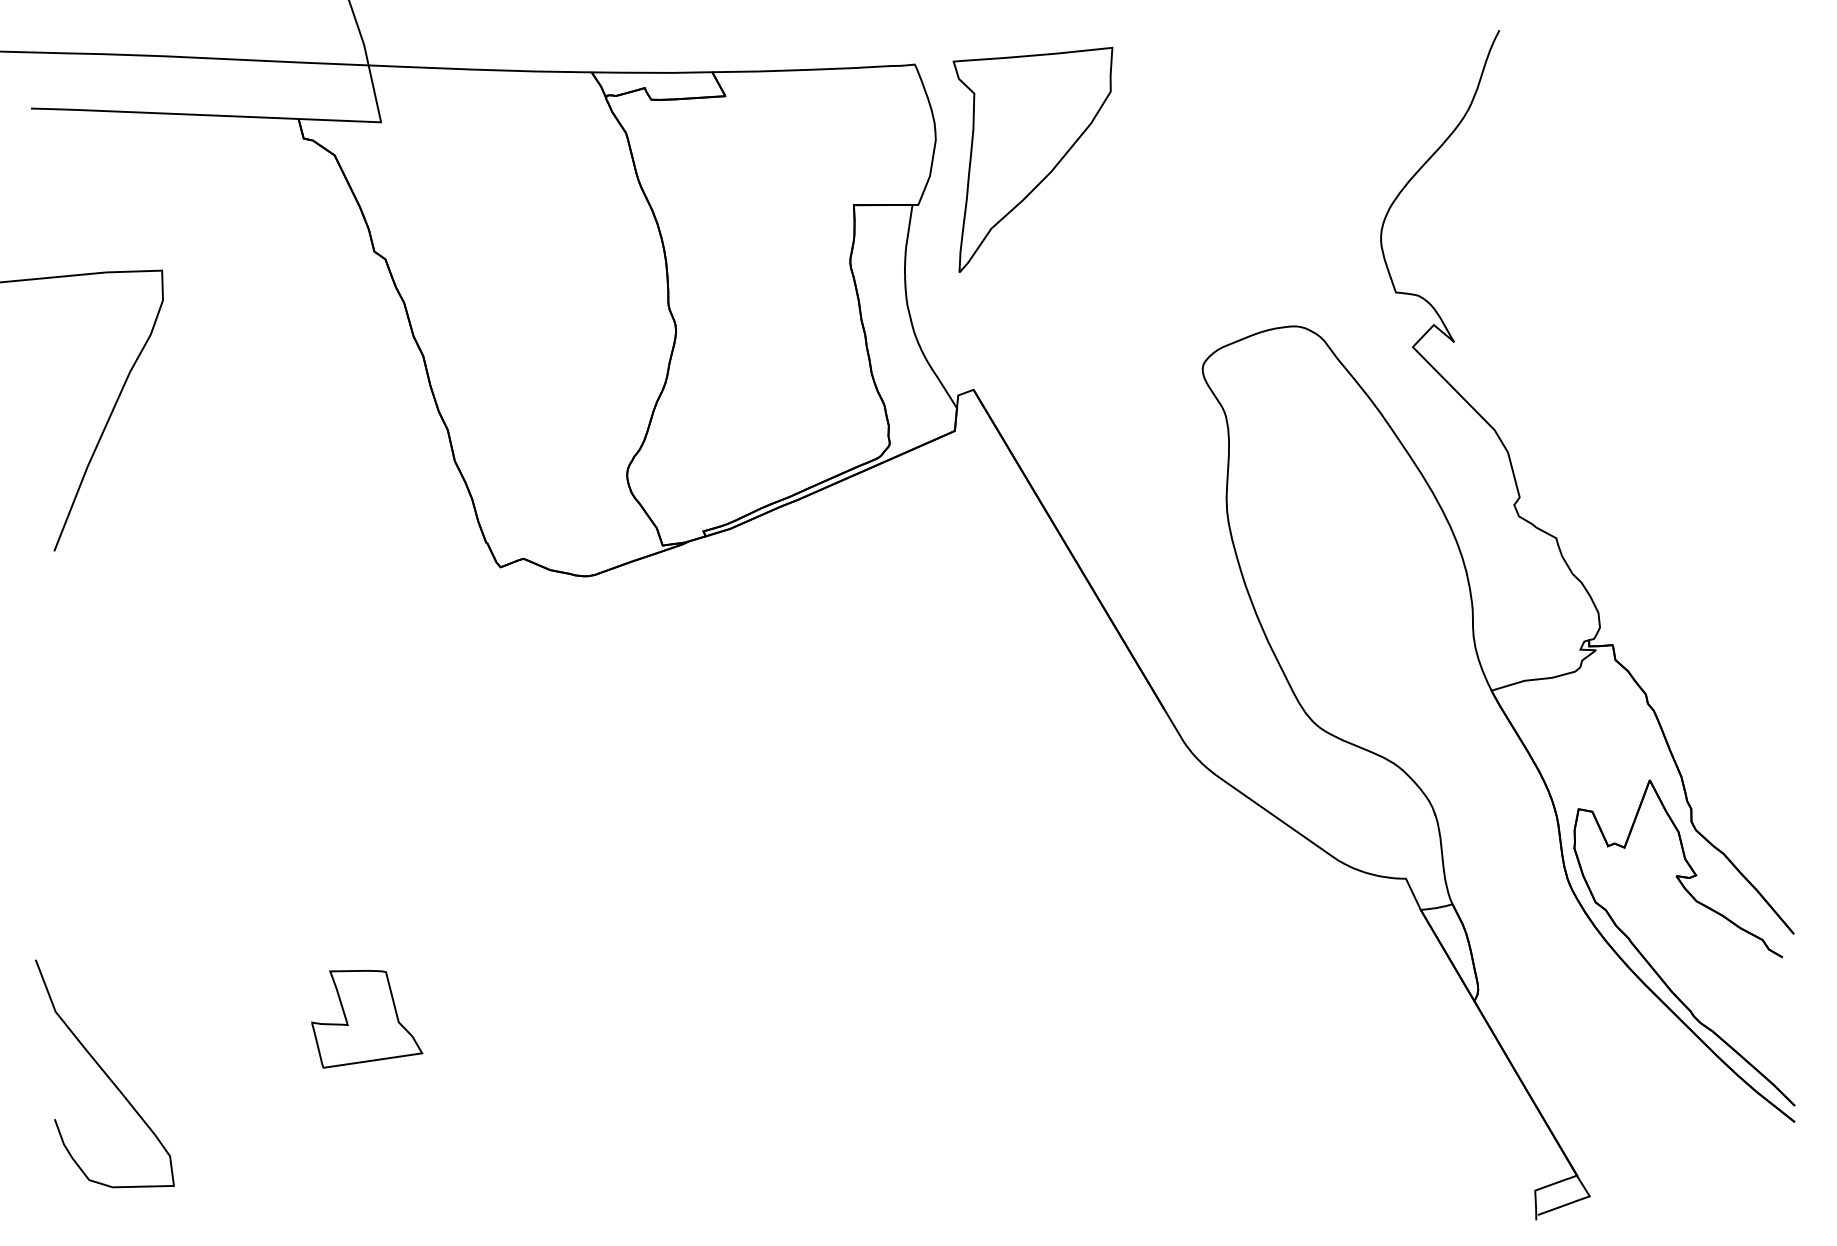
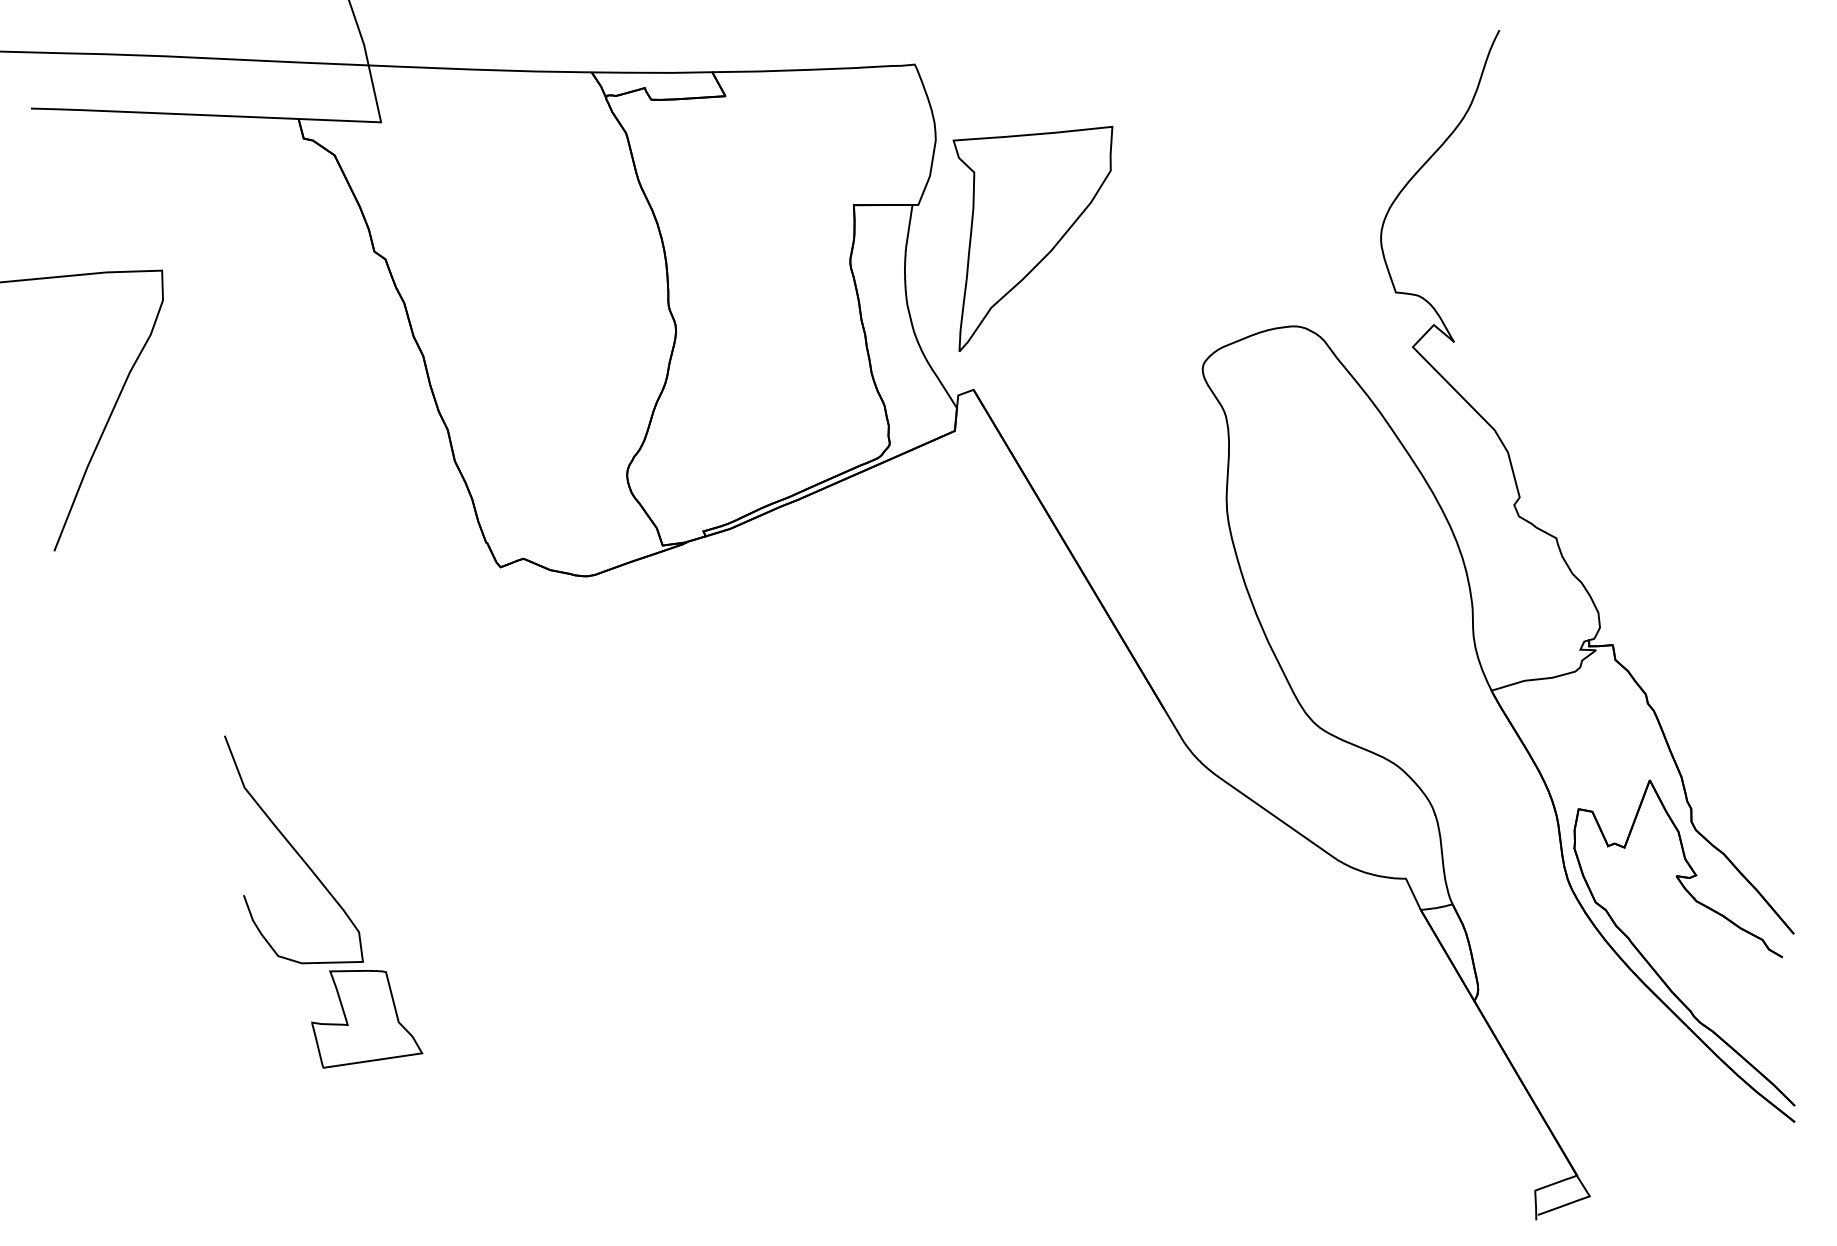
part position: (1032, 159) -> (1032, 238) (1032, 238)
curve position: (104, 1073) -> (293, 849) (293, 849)
